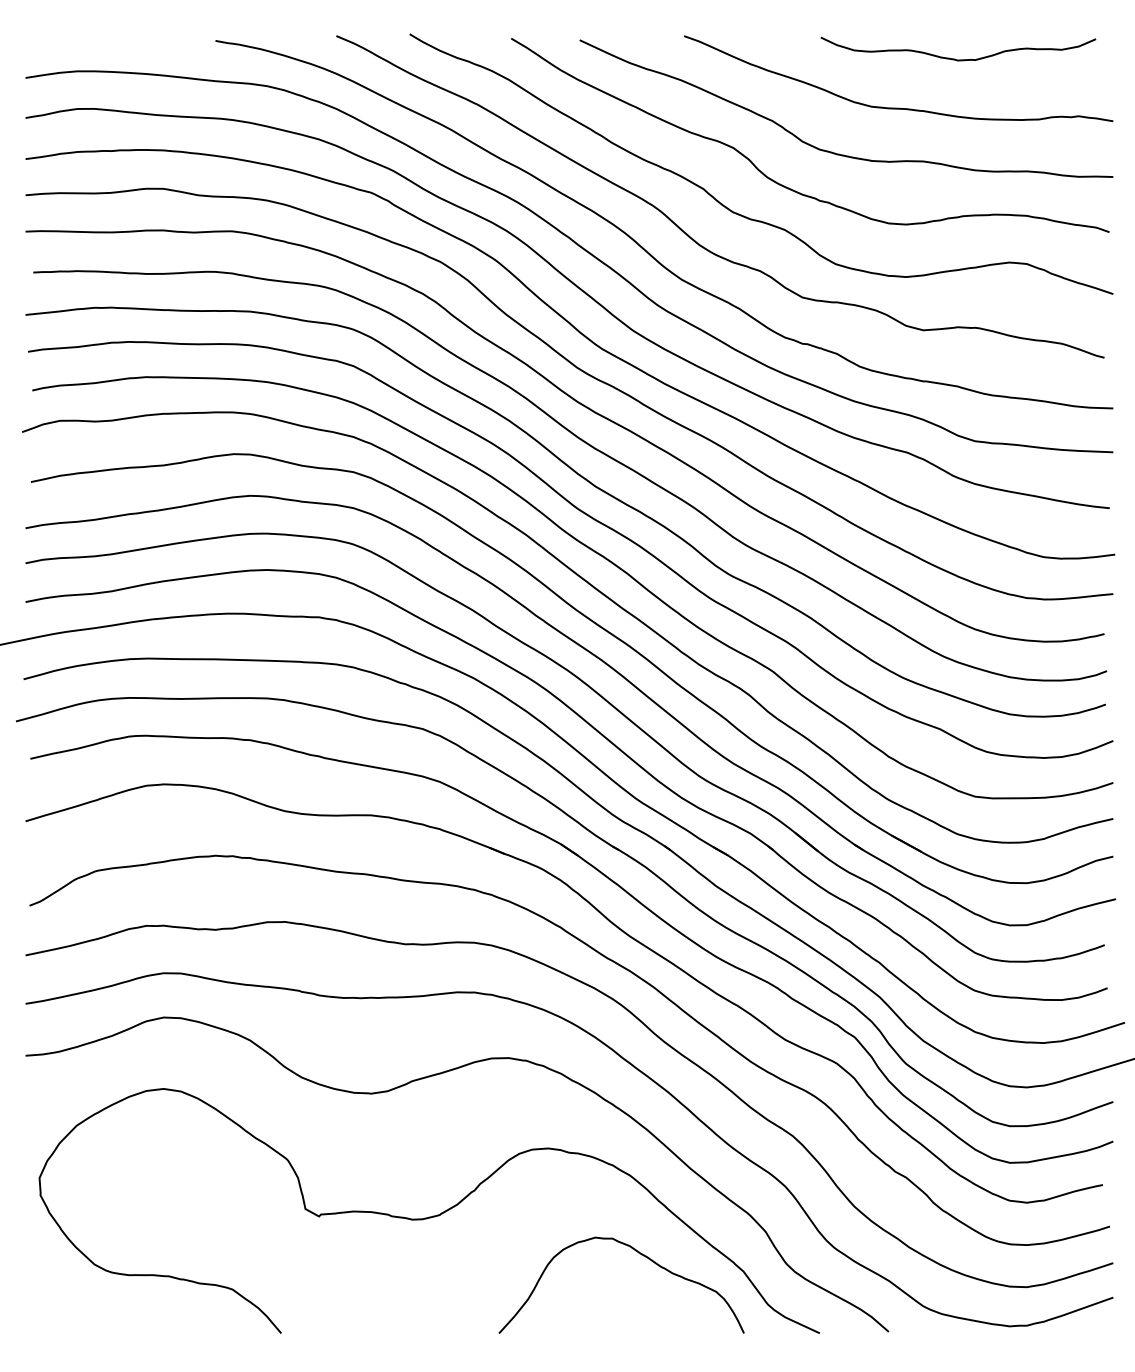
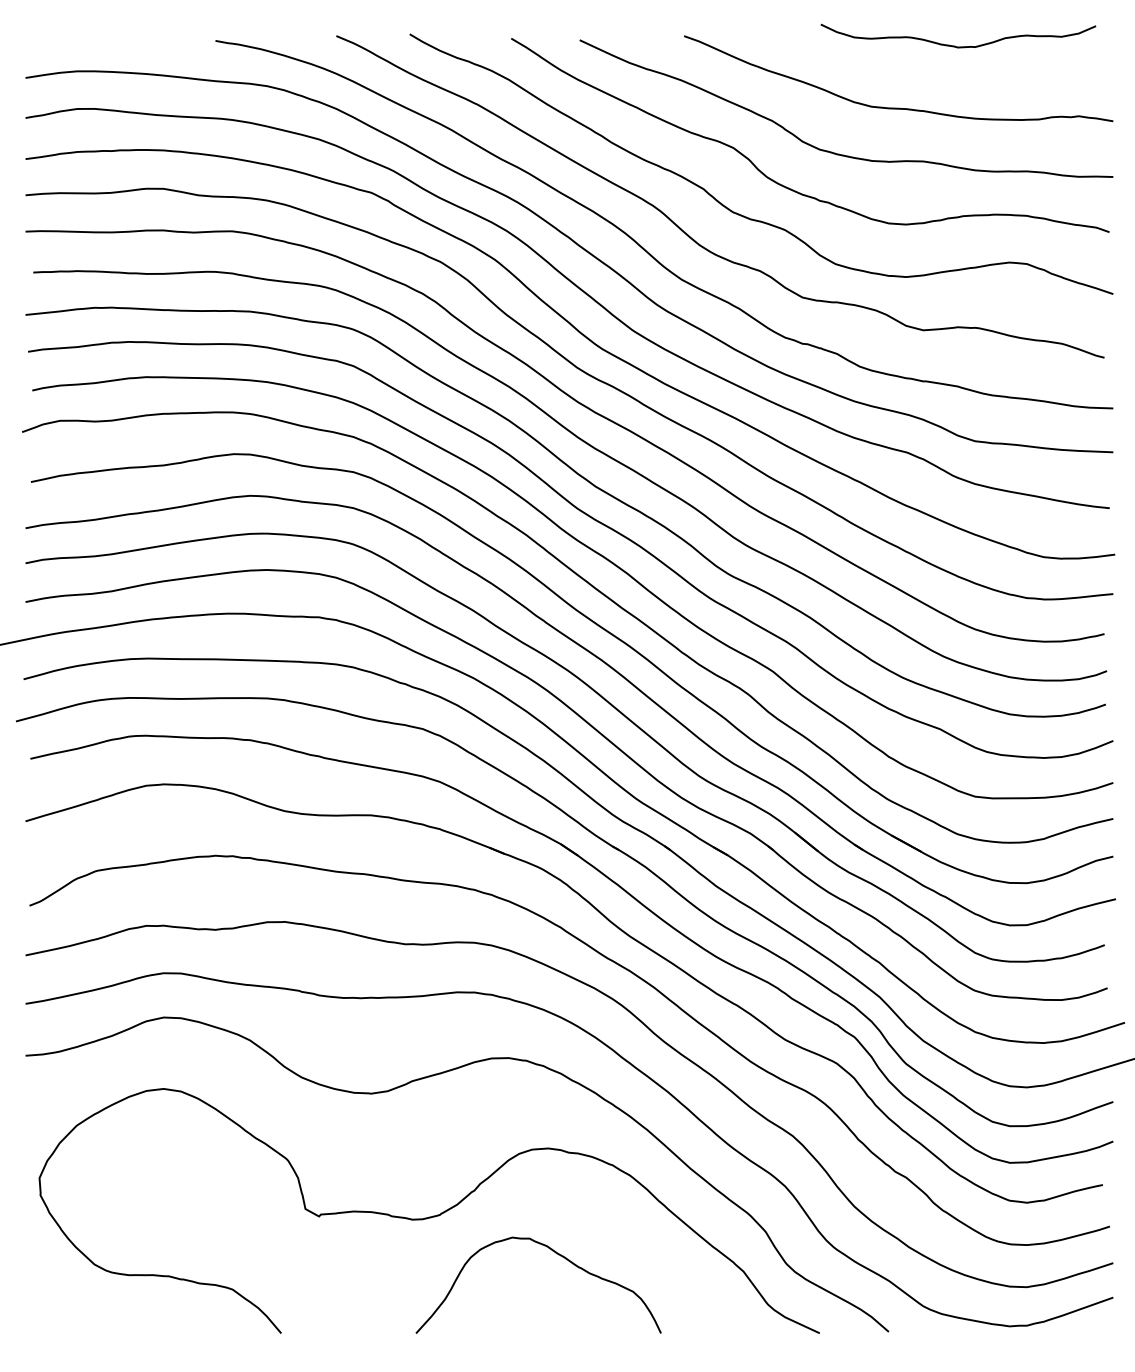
curve position: (955, 58) -> (955, 45) (955, 45)
curve position: (641, 1255) -> (558, 1255) (558, 1255)
